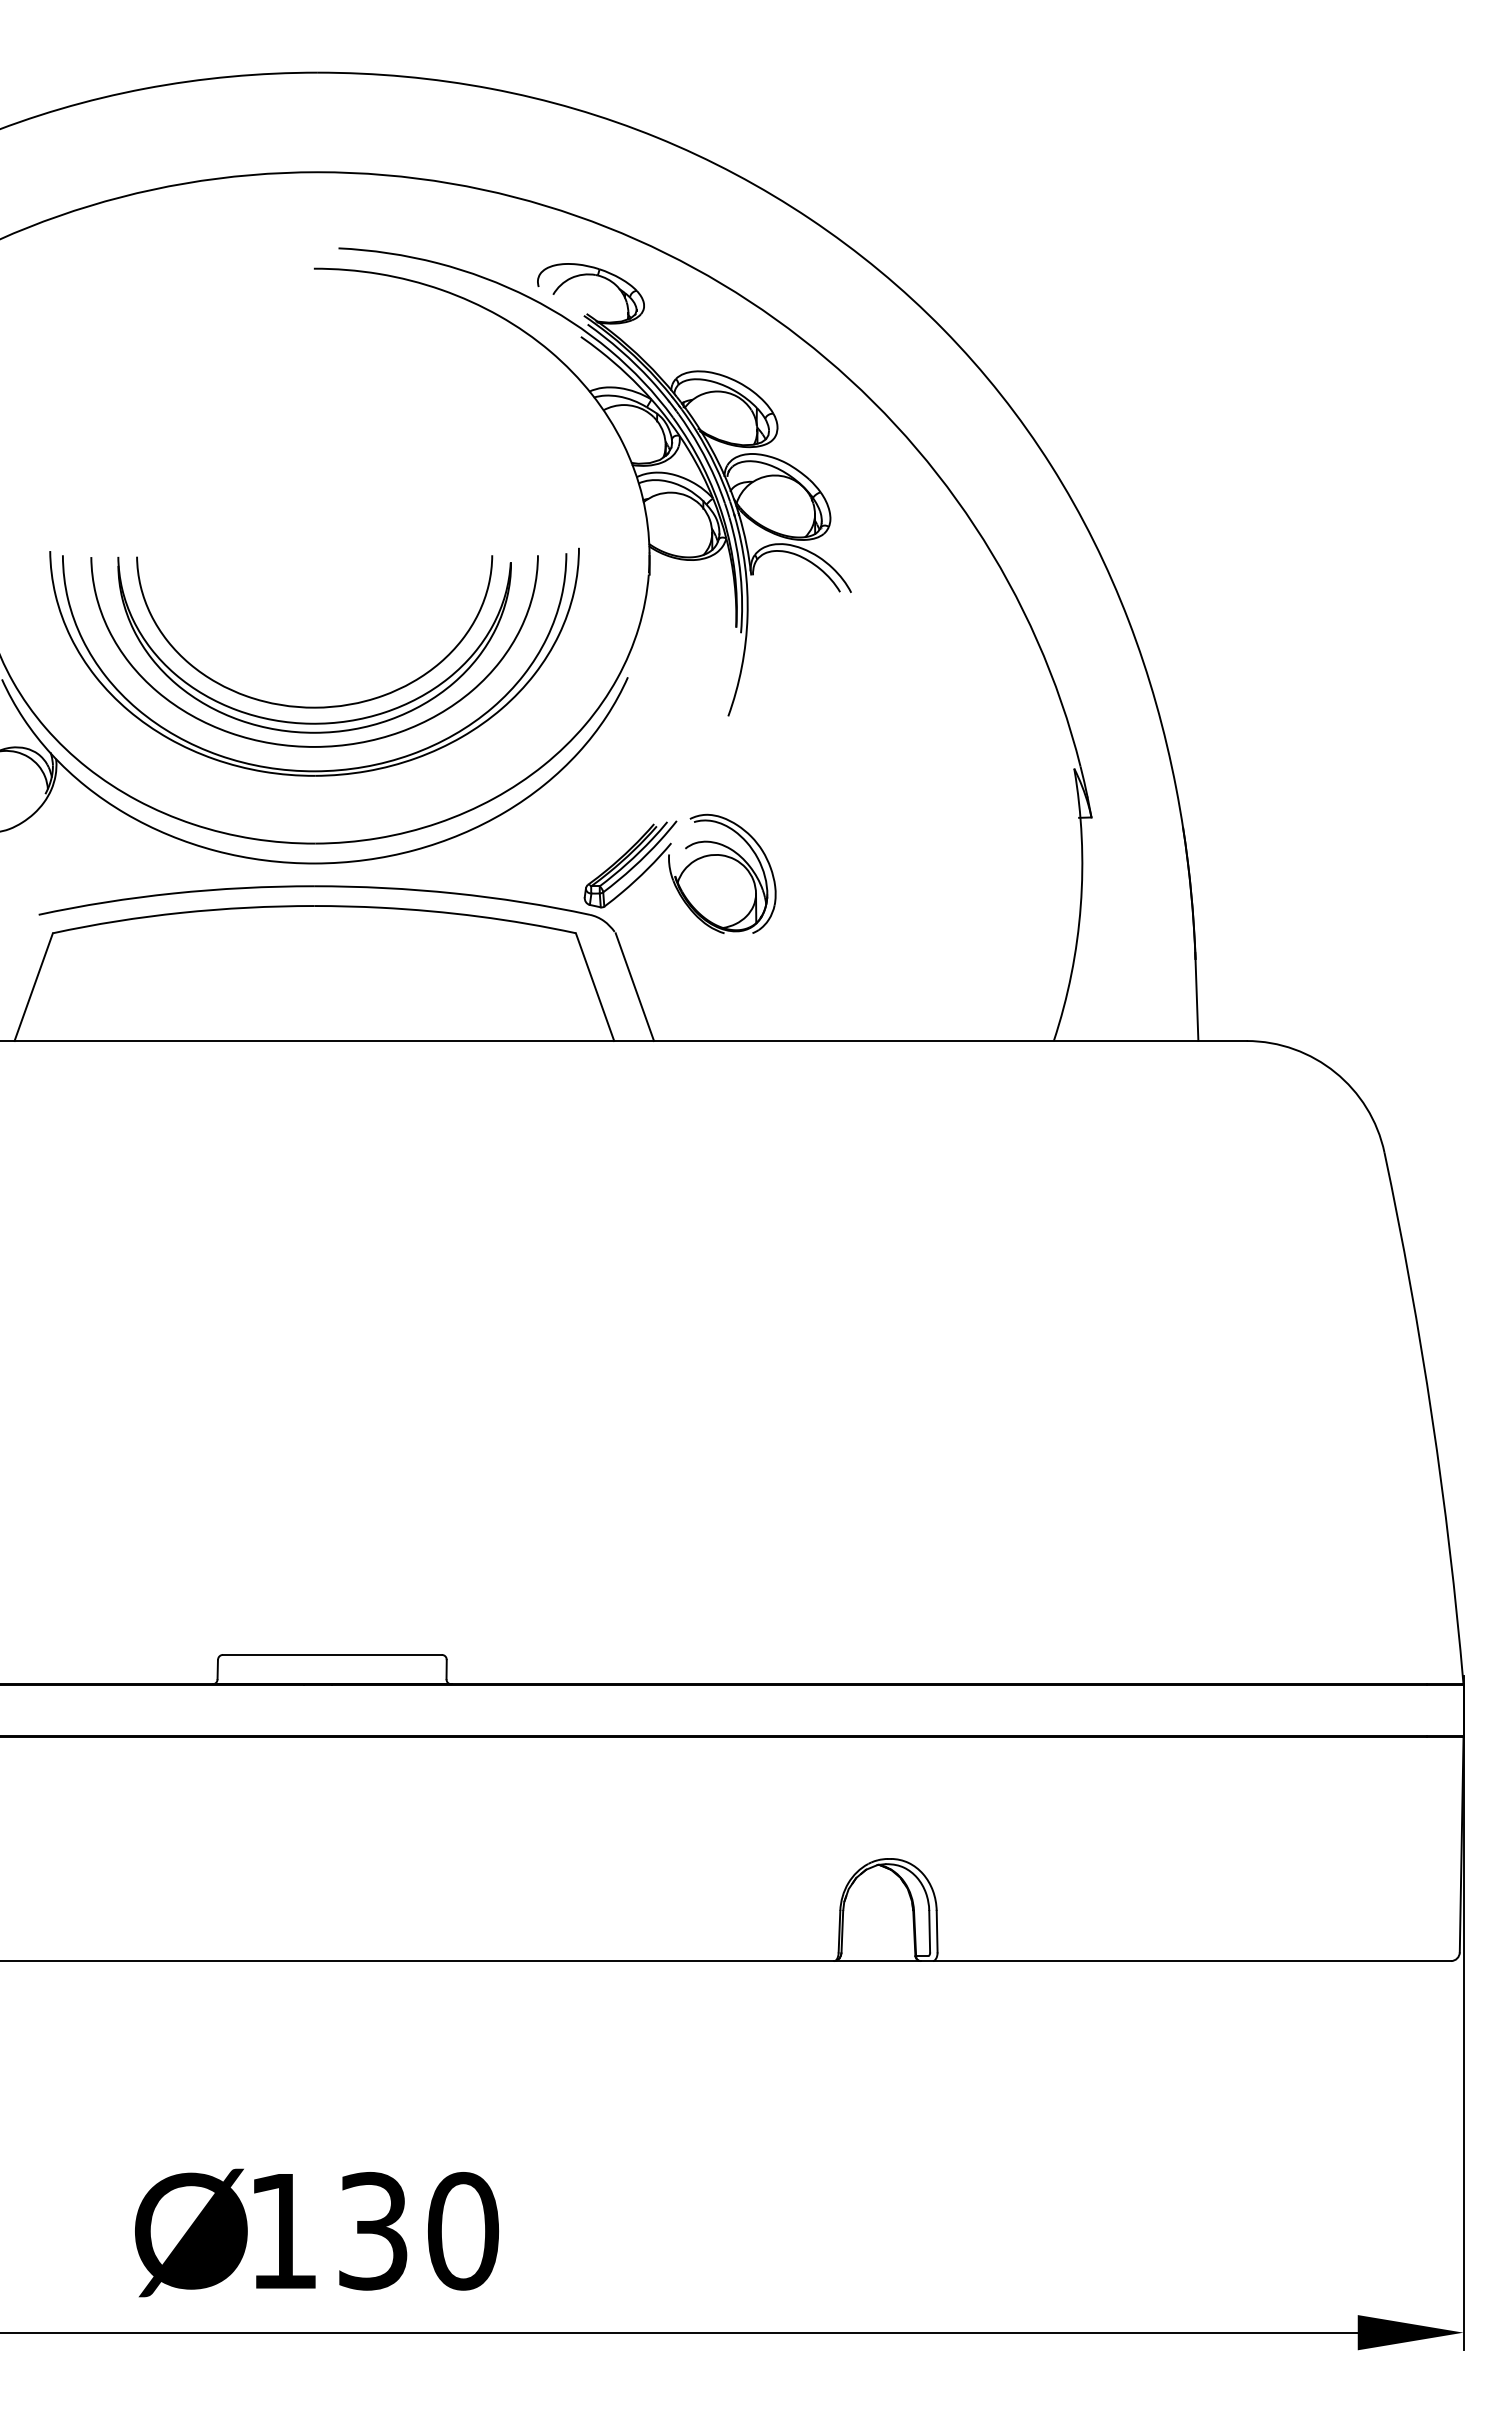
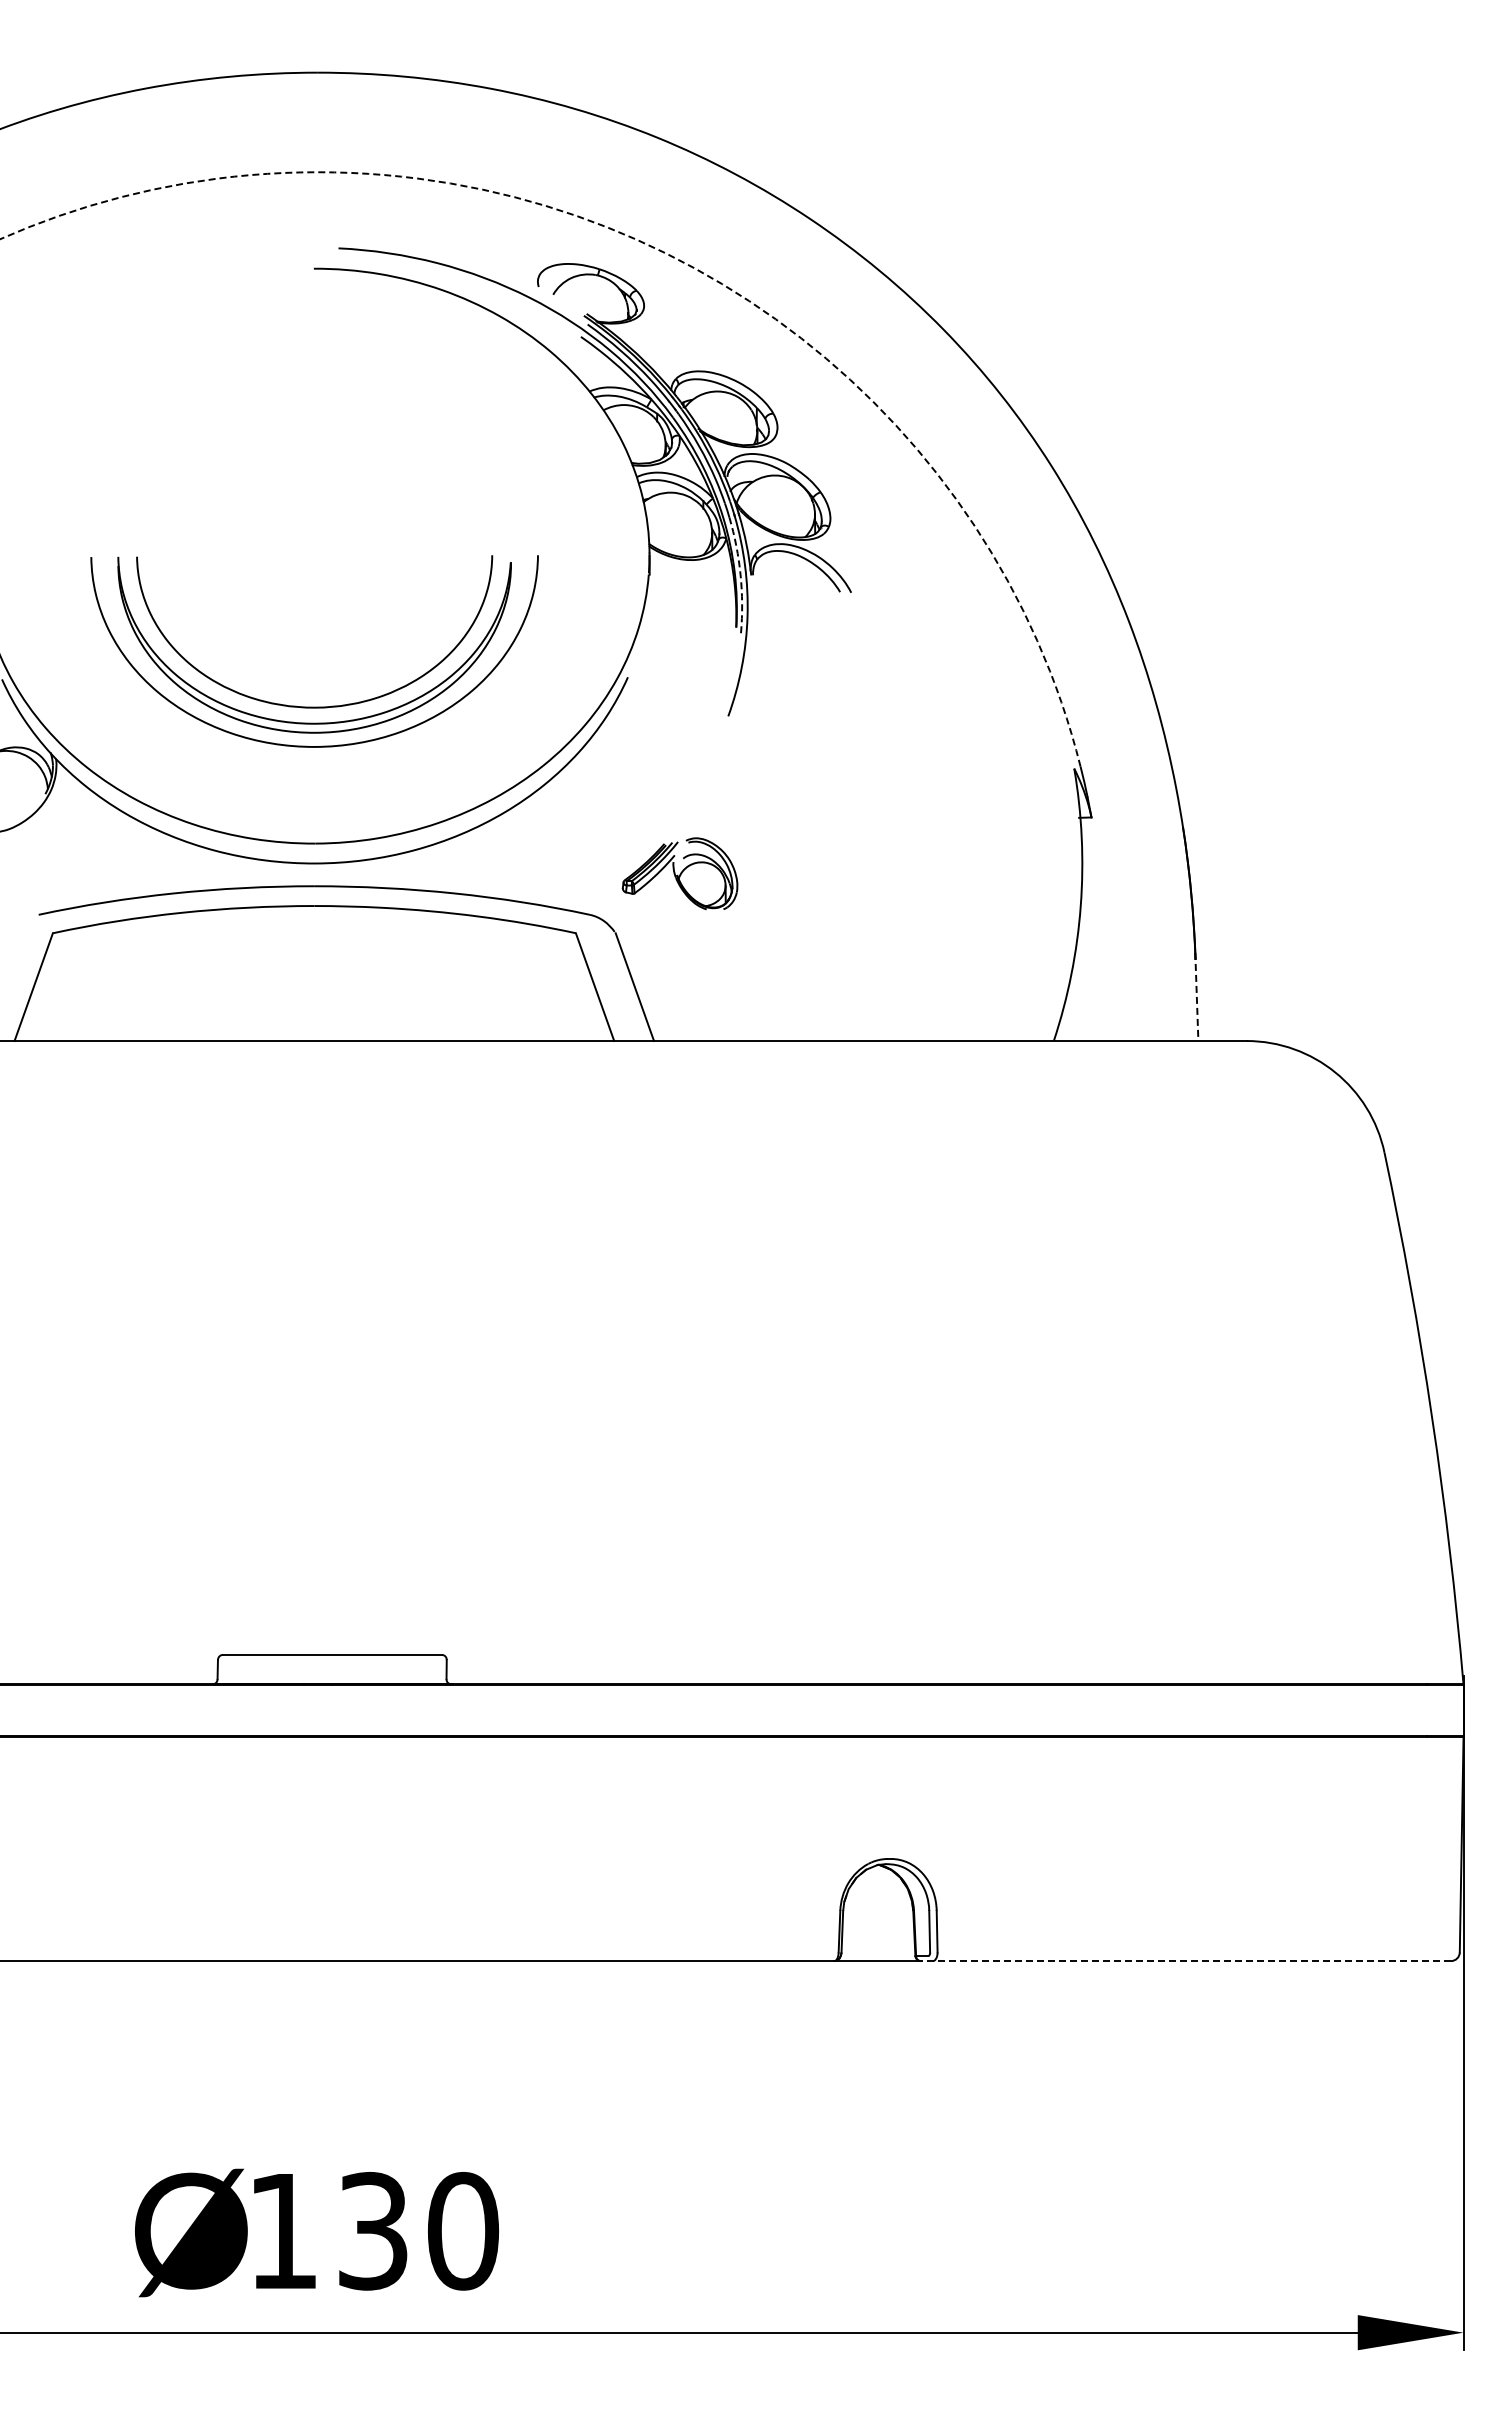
arc: solid -> dashed (664, 252)
arc: solid -> dashed (740, 574)
part: present -> none (314, 770)
part size: 194x121 px -> 118x74 px (679, 873)
line: solid -> dashed (1196, 997)
line: solid -> dashed (1185, 1961)
